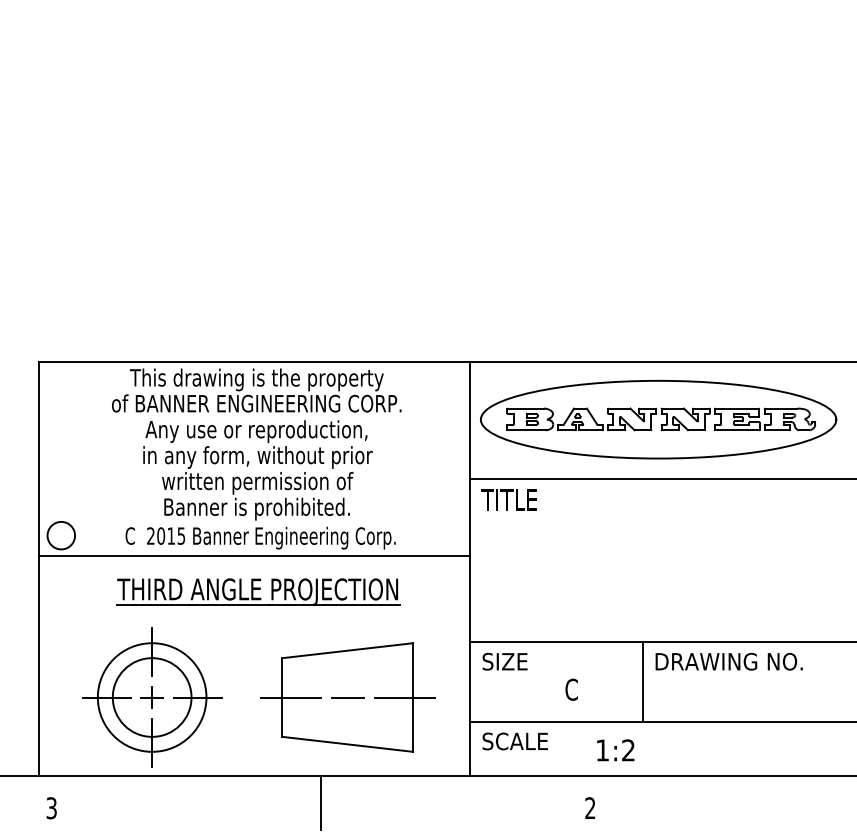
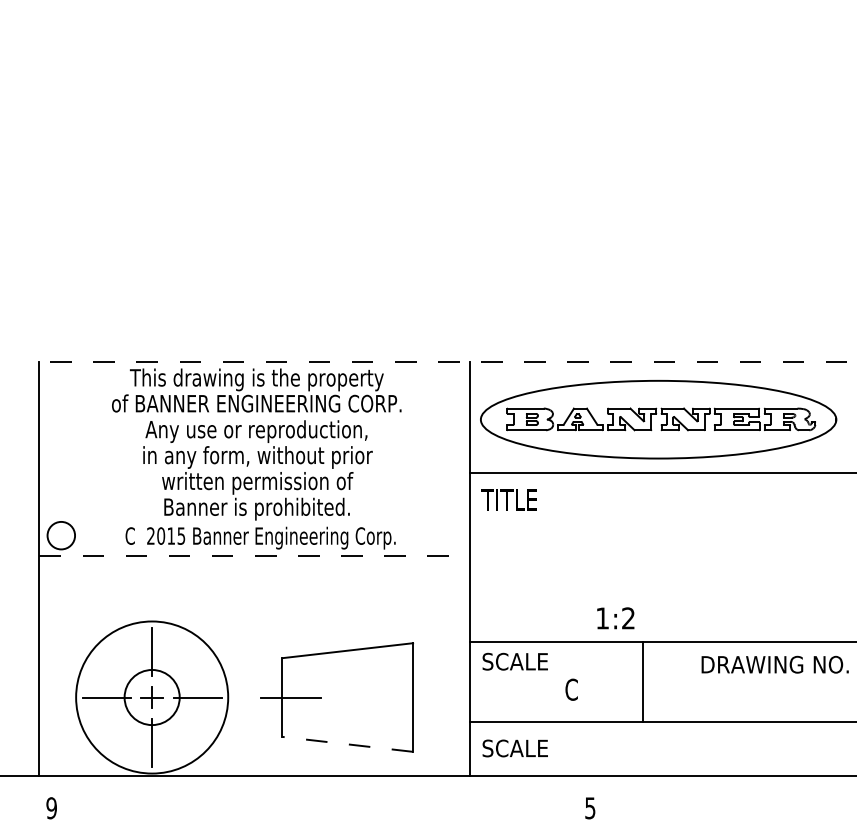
line: solid -> dashed (448, 362)
line position: (661, 478) -> (661, 472) (661, 472)
line: solid -> dashed (255, 556)
part: present -> none (258, 592)
text: SIZE -> SCALE (521, 661)
text position: (728, 661) -> (774, 664) (774, 664)
circle diameter: 109 px -> 152 px (152, 697)
circle diameter: 79 px -> 55 px (151, 697)
line: present -> none (347, 697)
line: present -> none (404, 697)
text position: (514, 741) -> (514, 748) (514, 748)
line: solid -> dashed (347, 744)
text position: (615, 750) -> (615, 618) (615, 618)
line: present -> none (321, 802)
text: 3 -> 9 (51, 808)
text: 2 -> 5 (590, 808)
